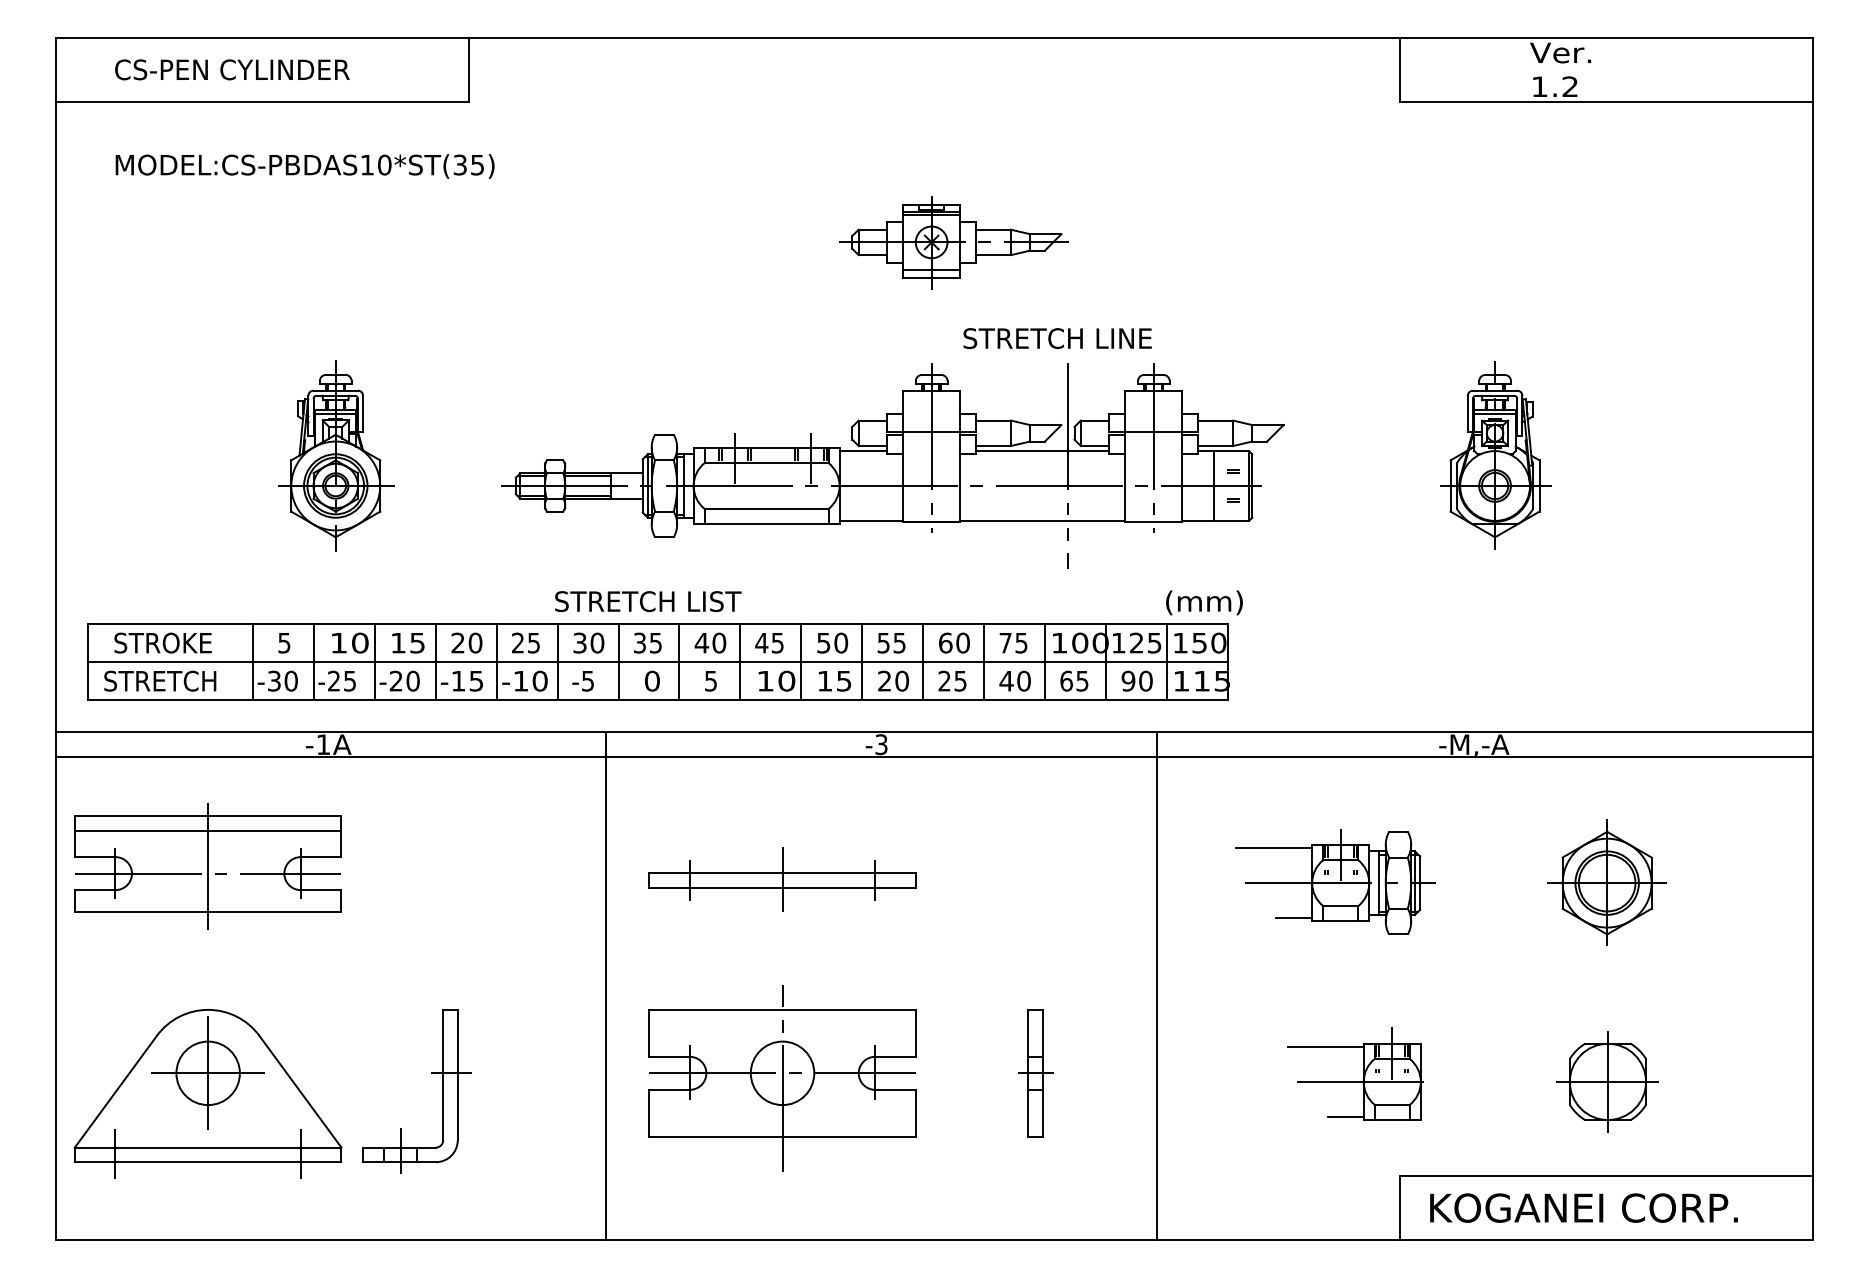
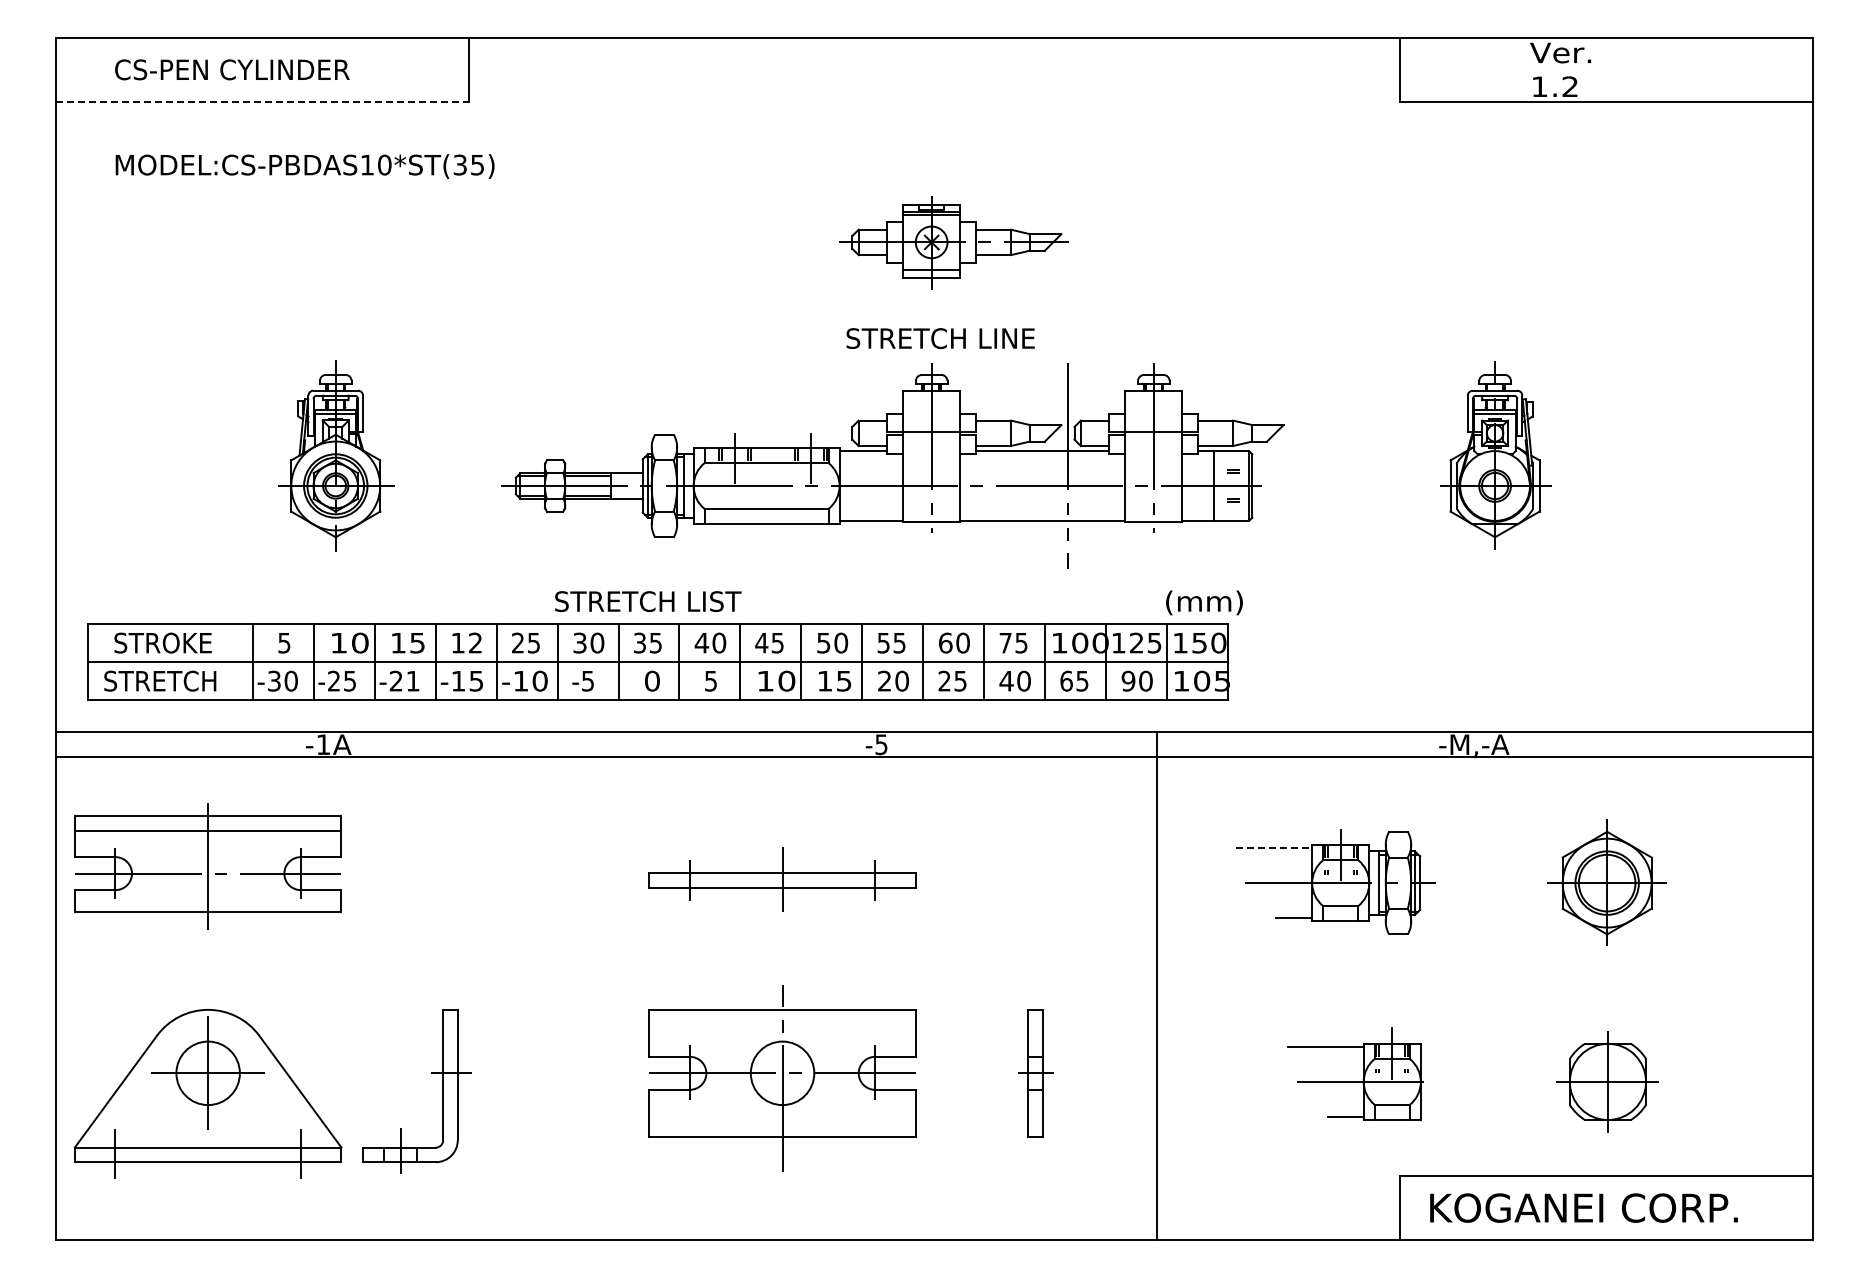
line: solid -> dashed (262, 101)
text position: (1057, 338) -> (940, 338) (940, 338)
text: 20 -> 12 (466, 642)
text: -20 -> -21 (412, 680)
text: 115 -> 105 (1202, 680)
text: -3 -> -5 (881, 744)
line: solid -> dashed (1274, 848)
line: present -> none (606, 985)
